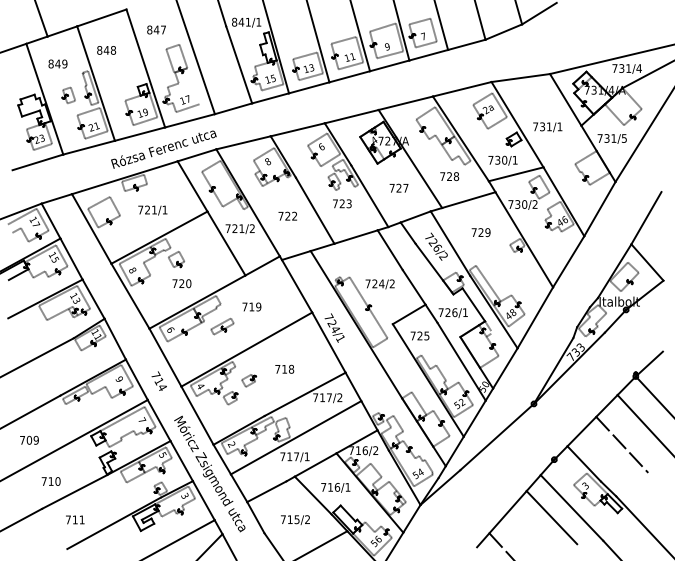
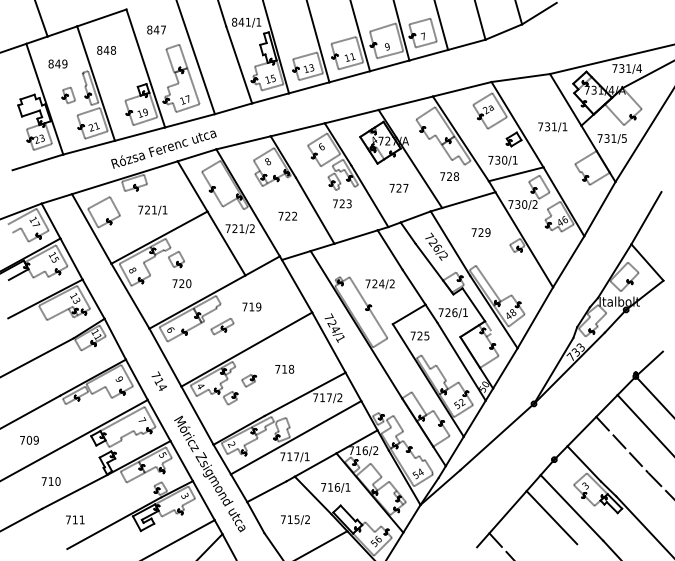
line: none -> present (193, 86)
text position: (547, 127) -> (552, 127) (552, 127)
line: none -> present (659, 484)
